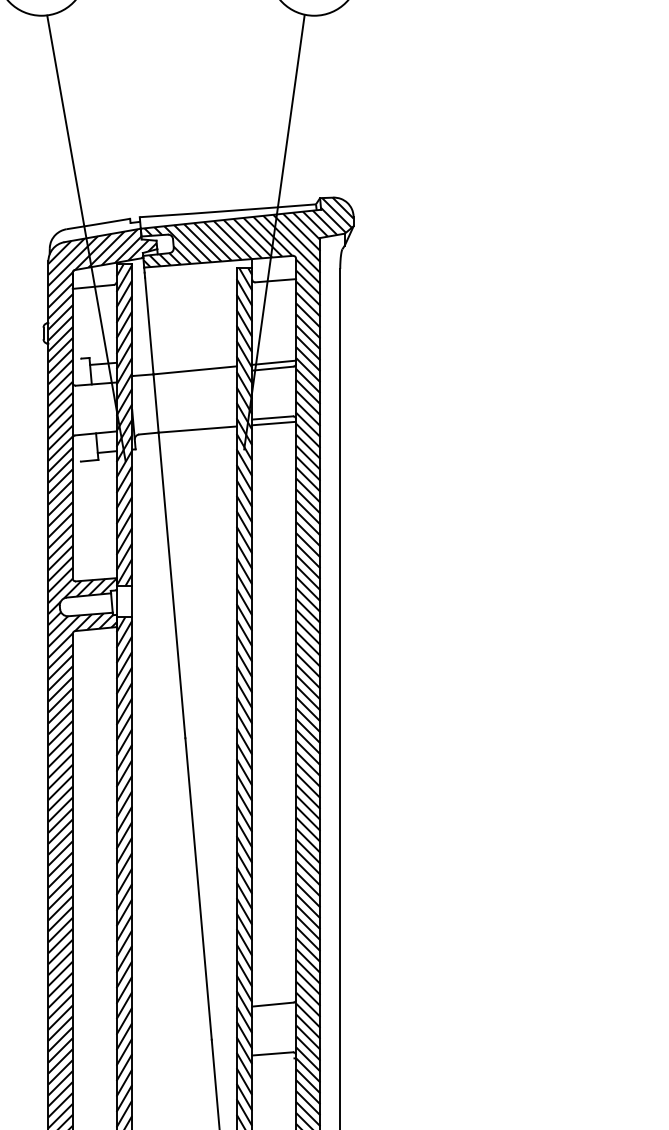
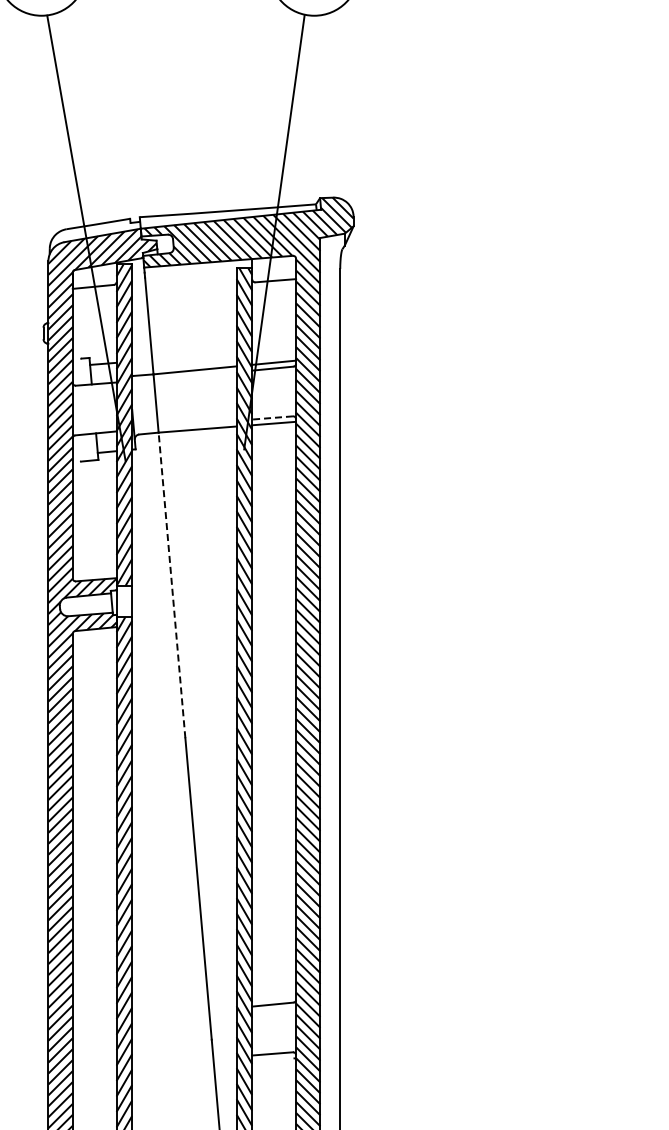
line: solid -> dashed (272, 418)
line: solid -> dashed (171, 584)
